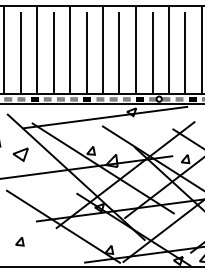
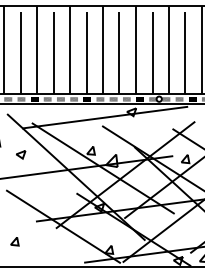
part size: 17x15 px -> 11x10 px (21, 154)
part position: (19, 241) -> (14, 241) (14, 241)
